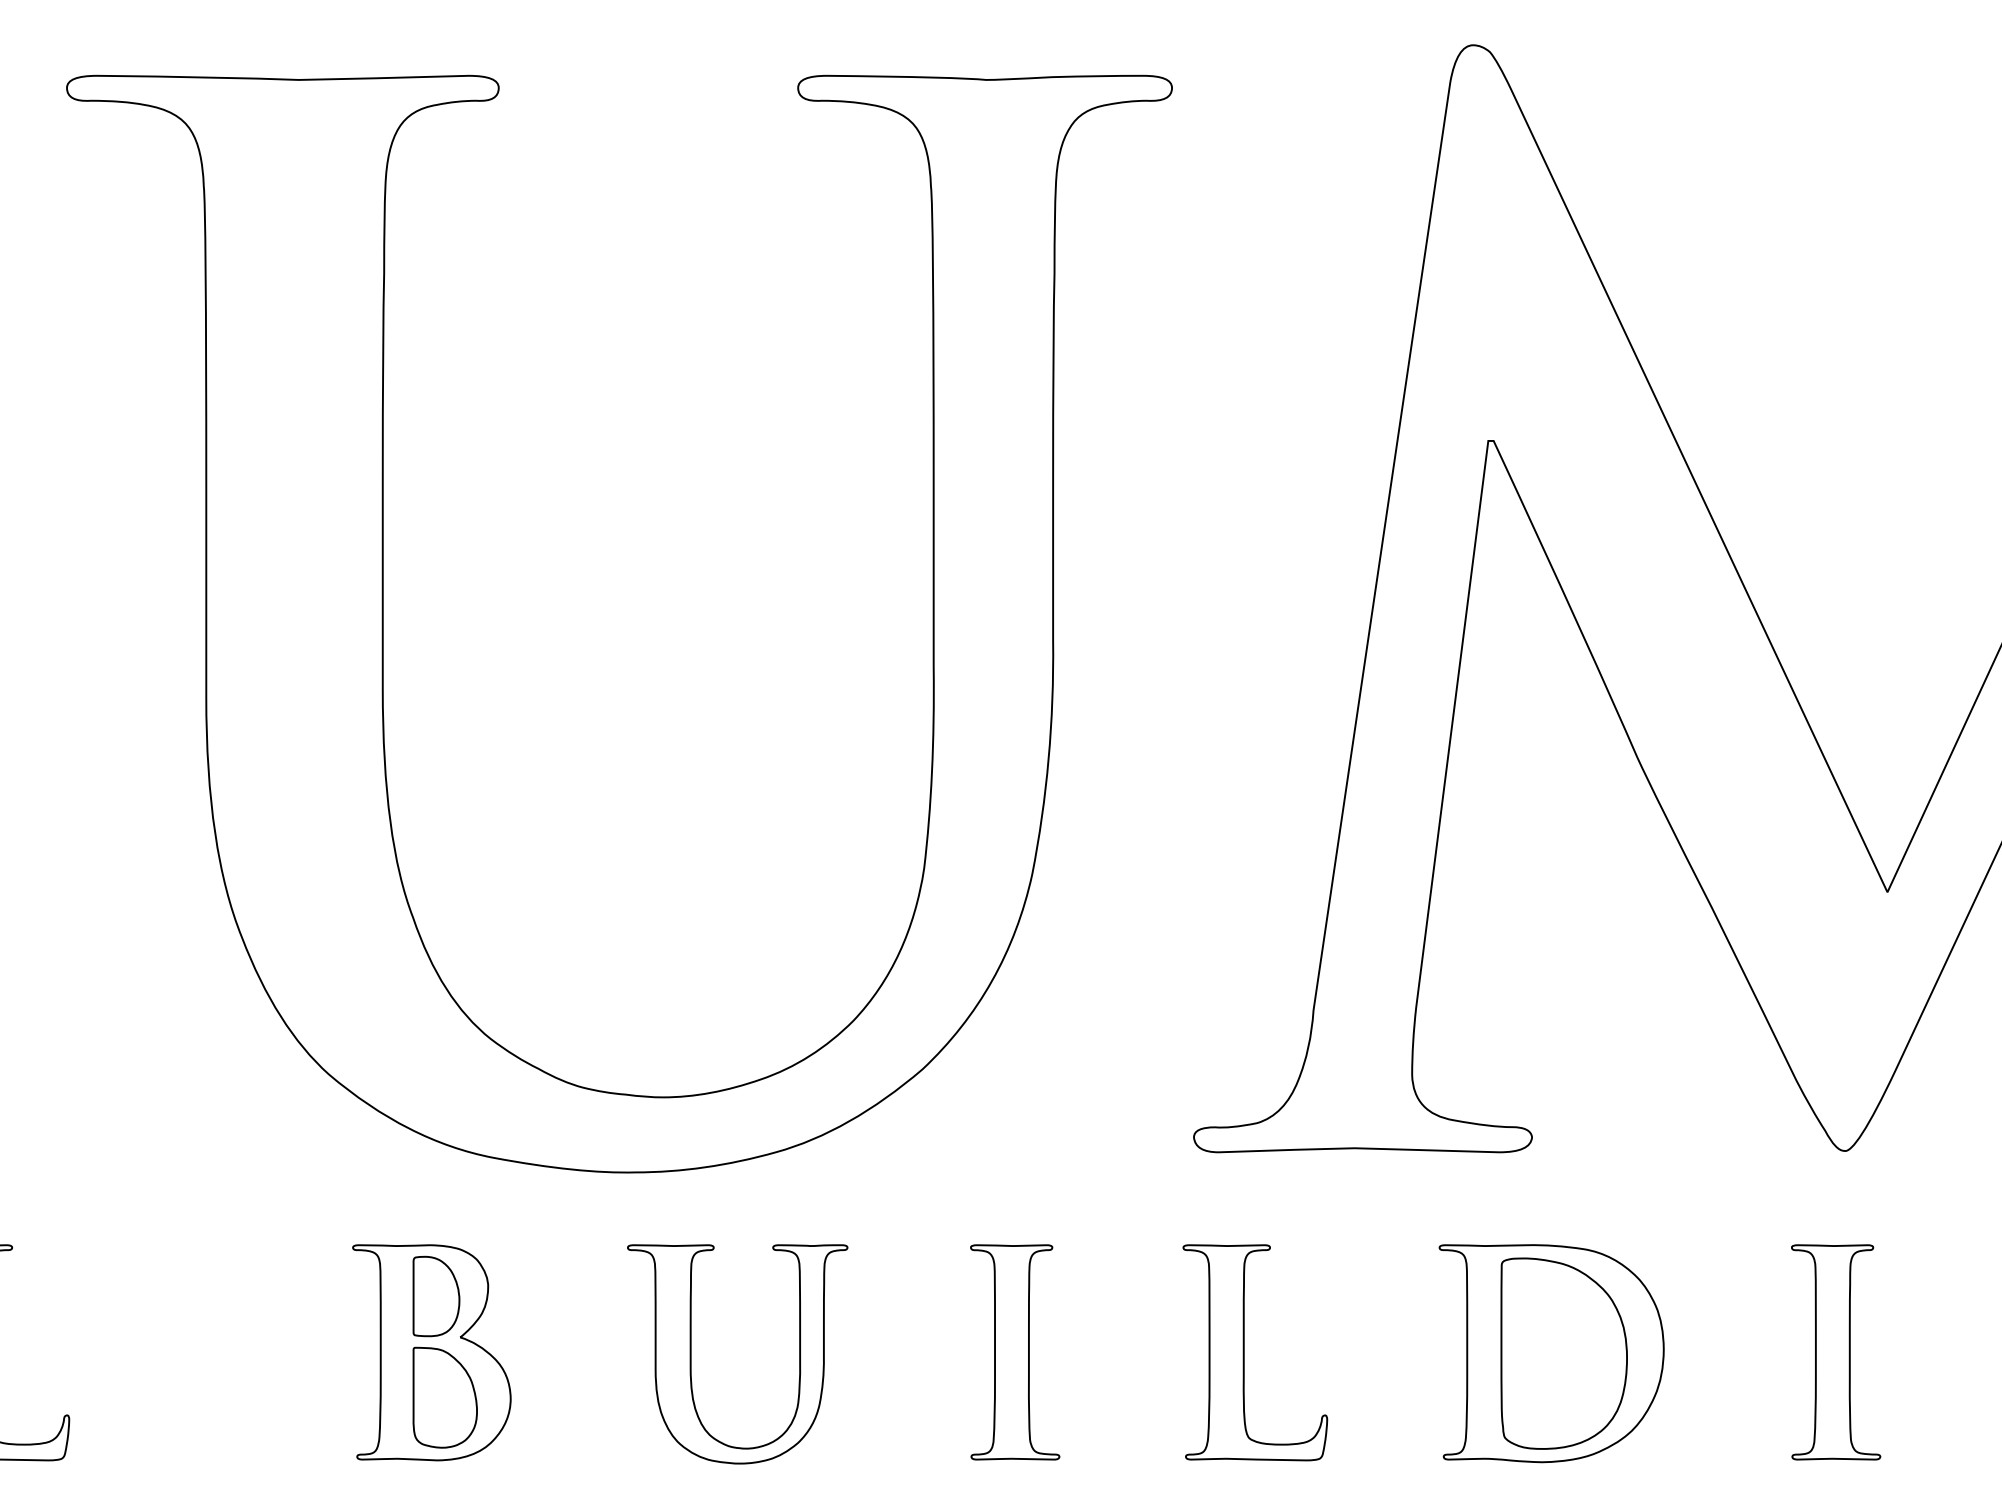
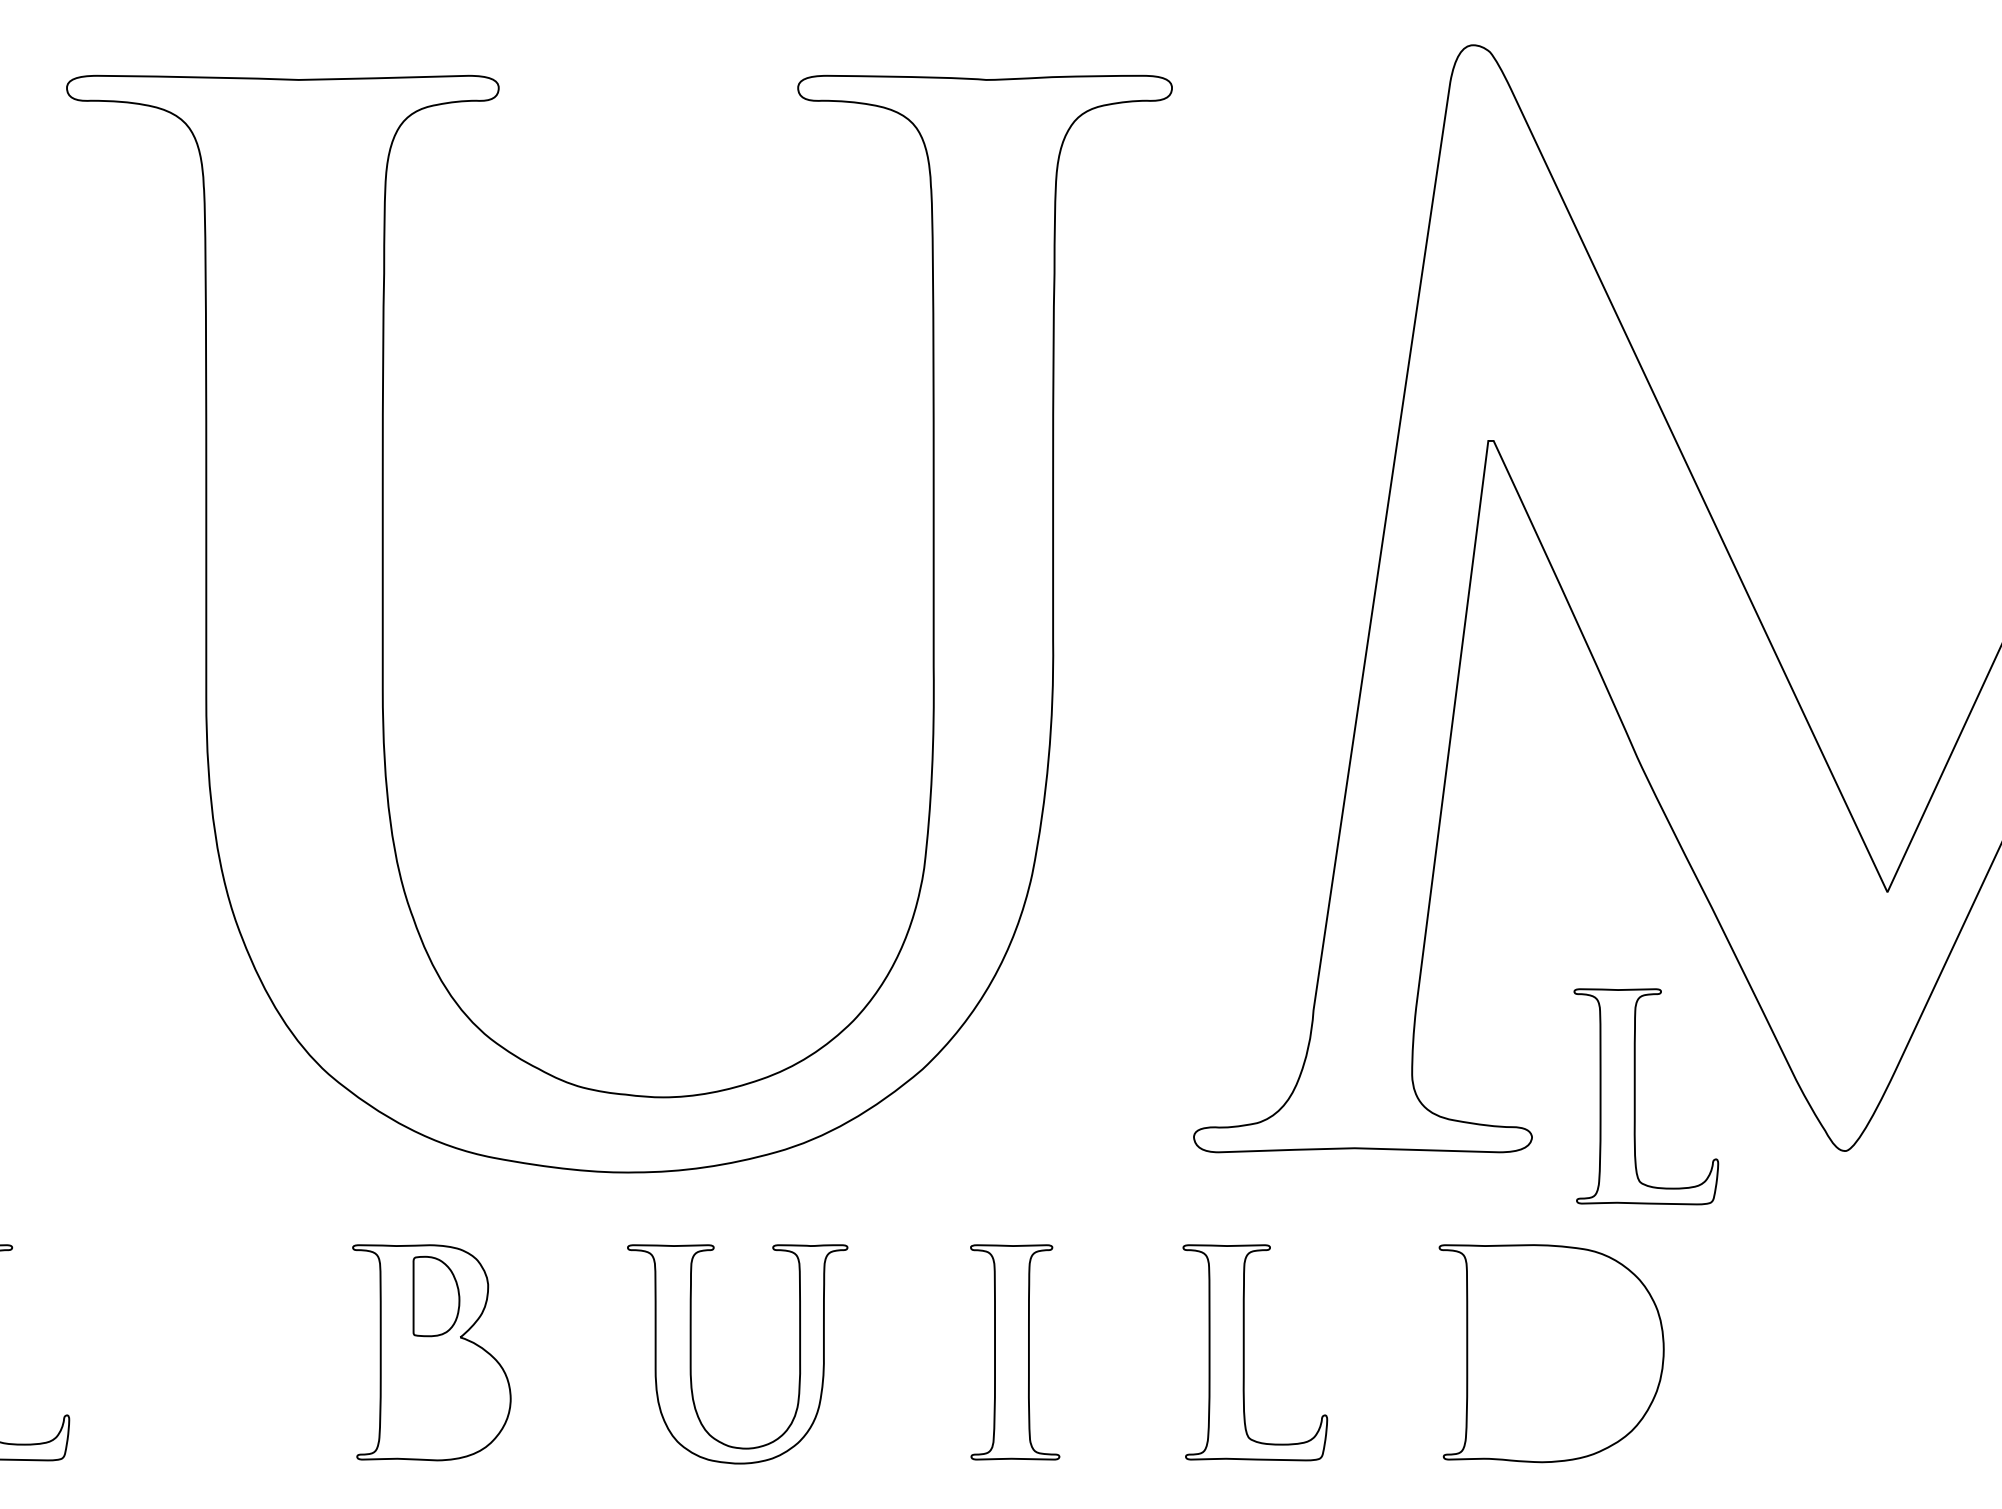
part: none -> present (1635, 1096)
part: present -> none (1836, 1352)
part: present -> none (1563, 1353)
part: present -> none (444, 1397)
